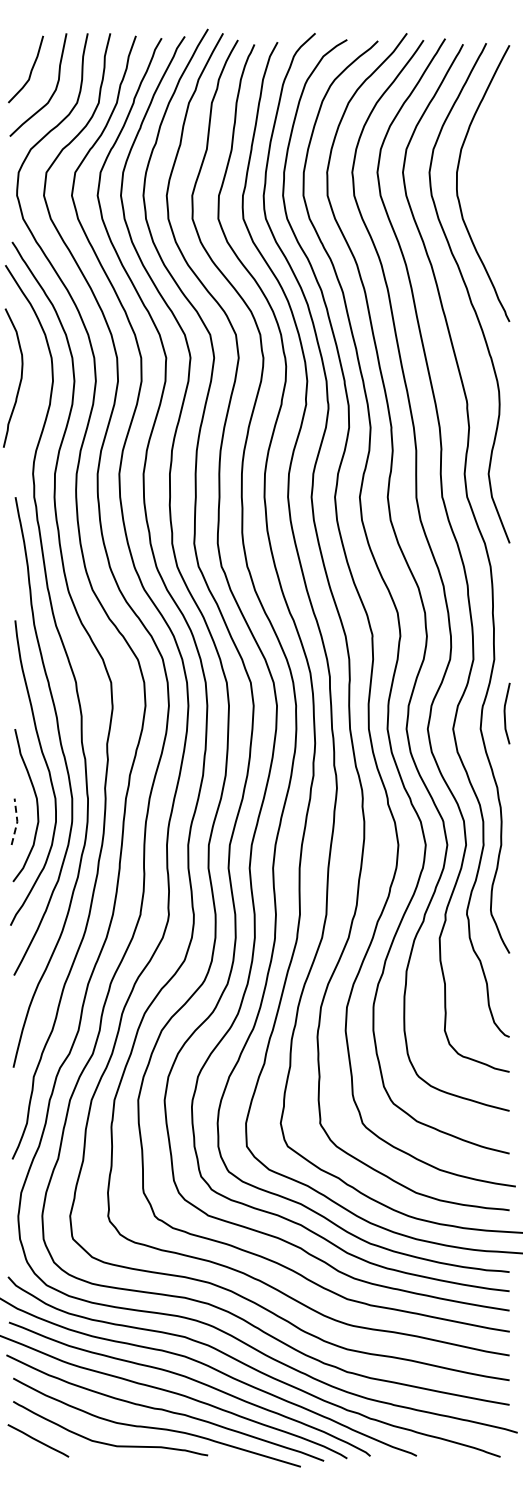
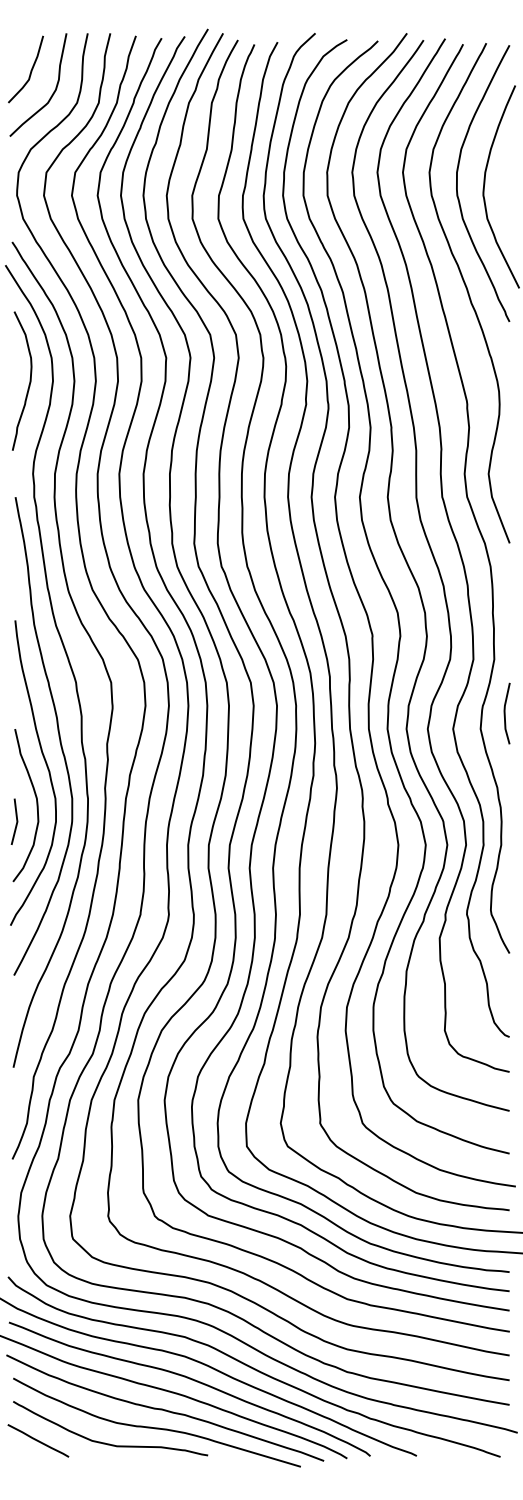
curve: none -> present (485, 184)
curve position: (20, 377) -> (29, 380) (29, 380)
line: dashed -> solid (17, 821)
